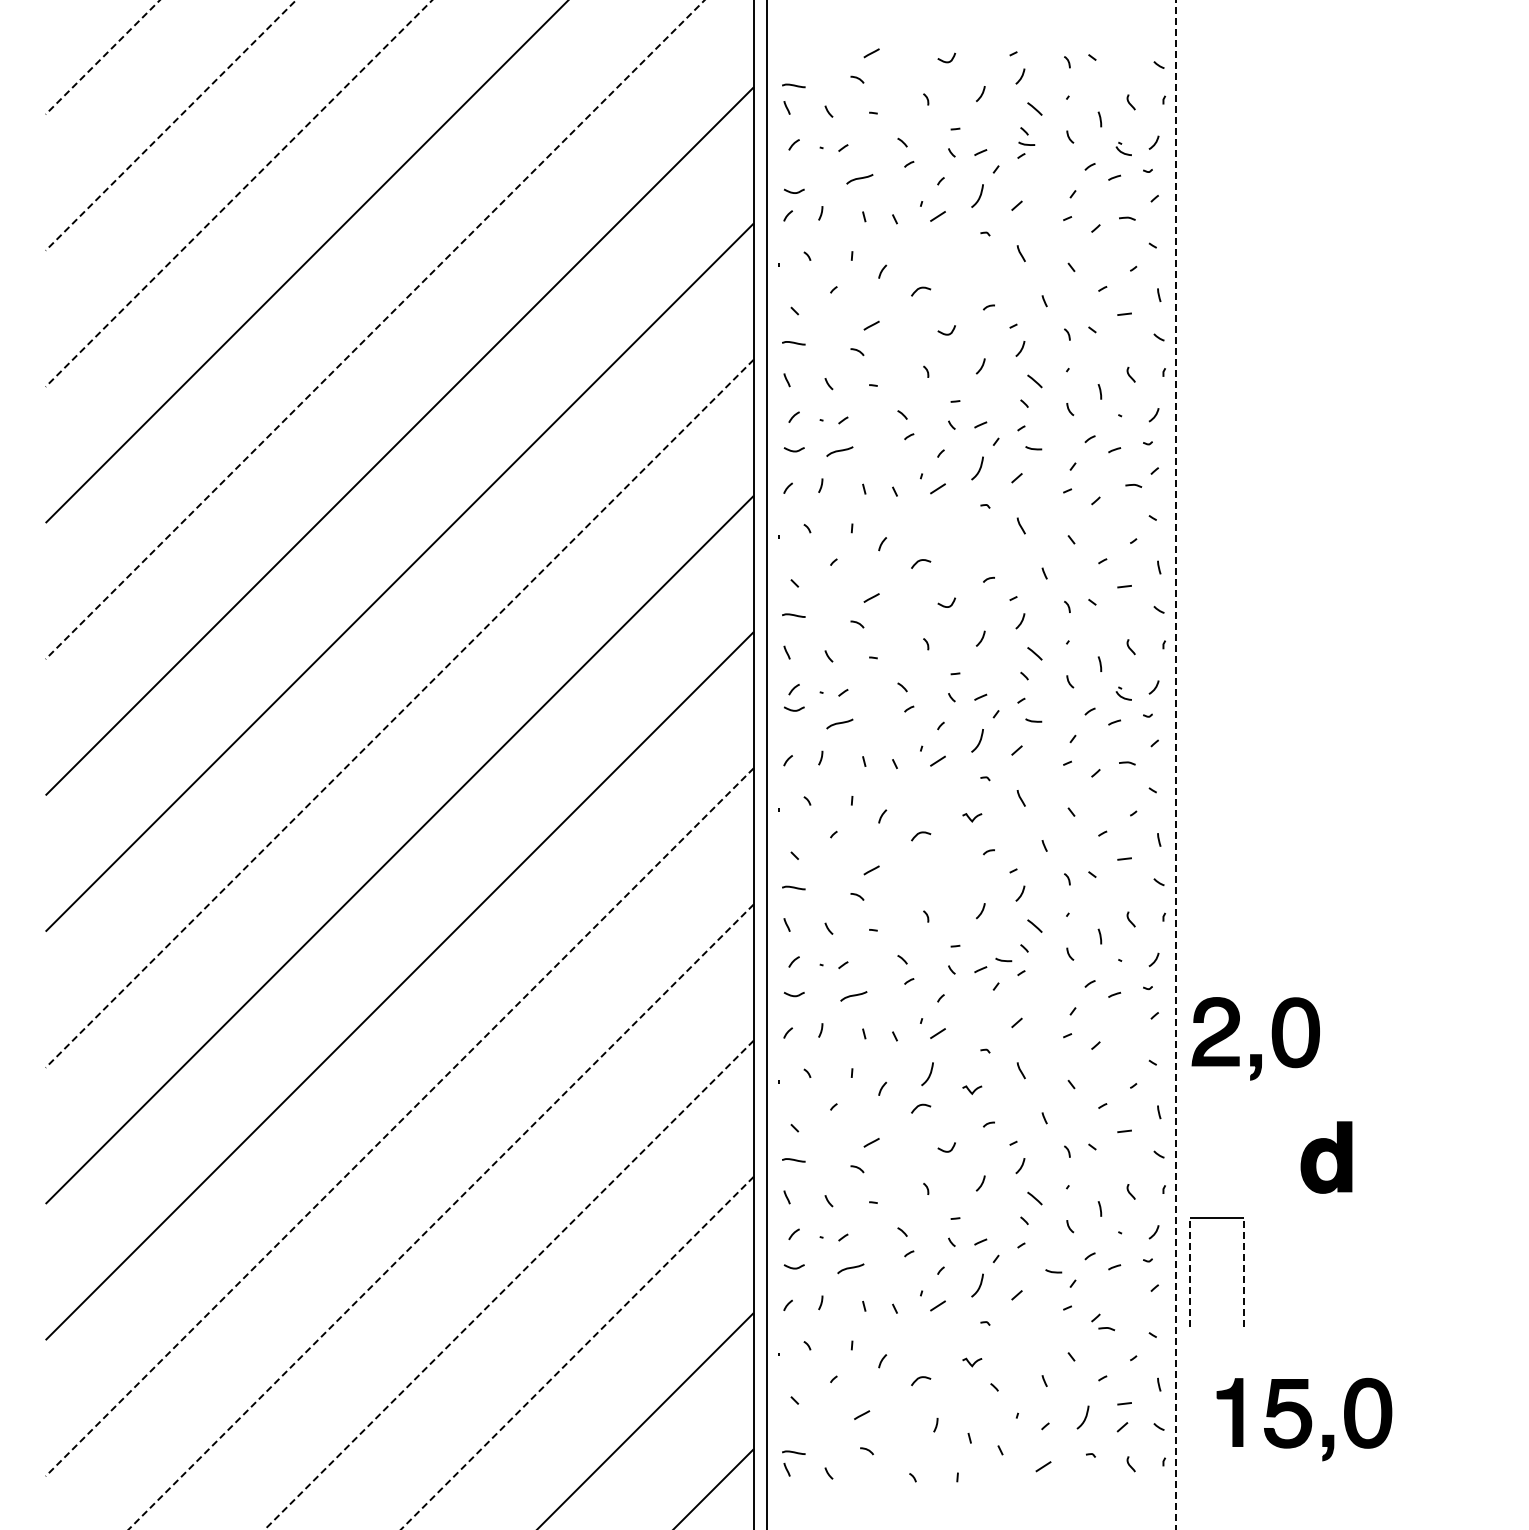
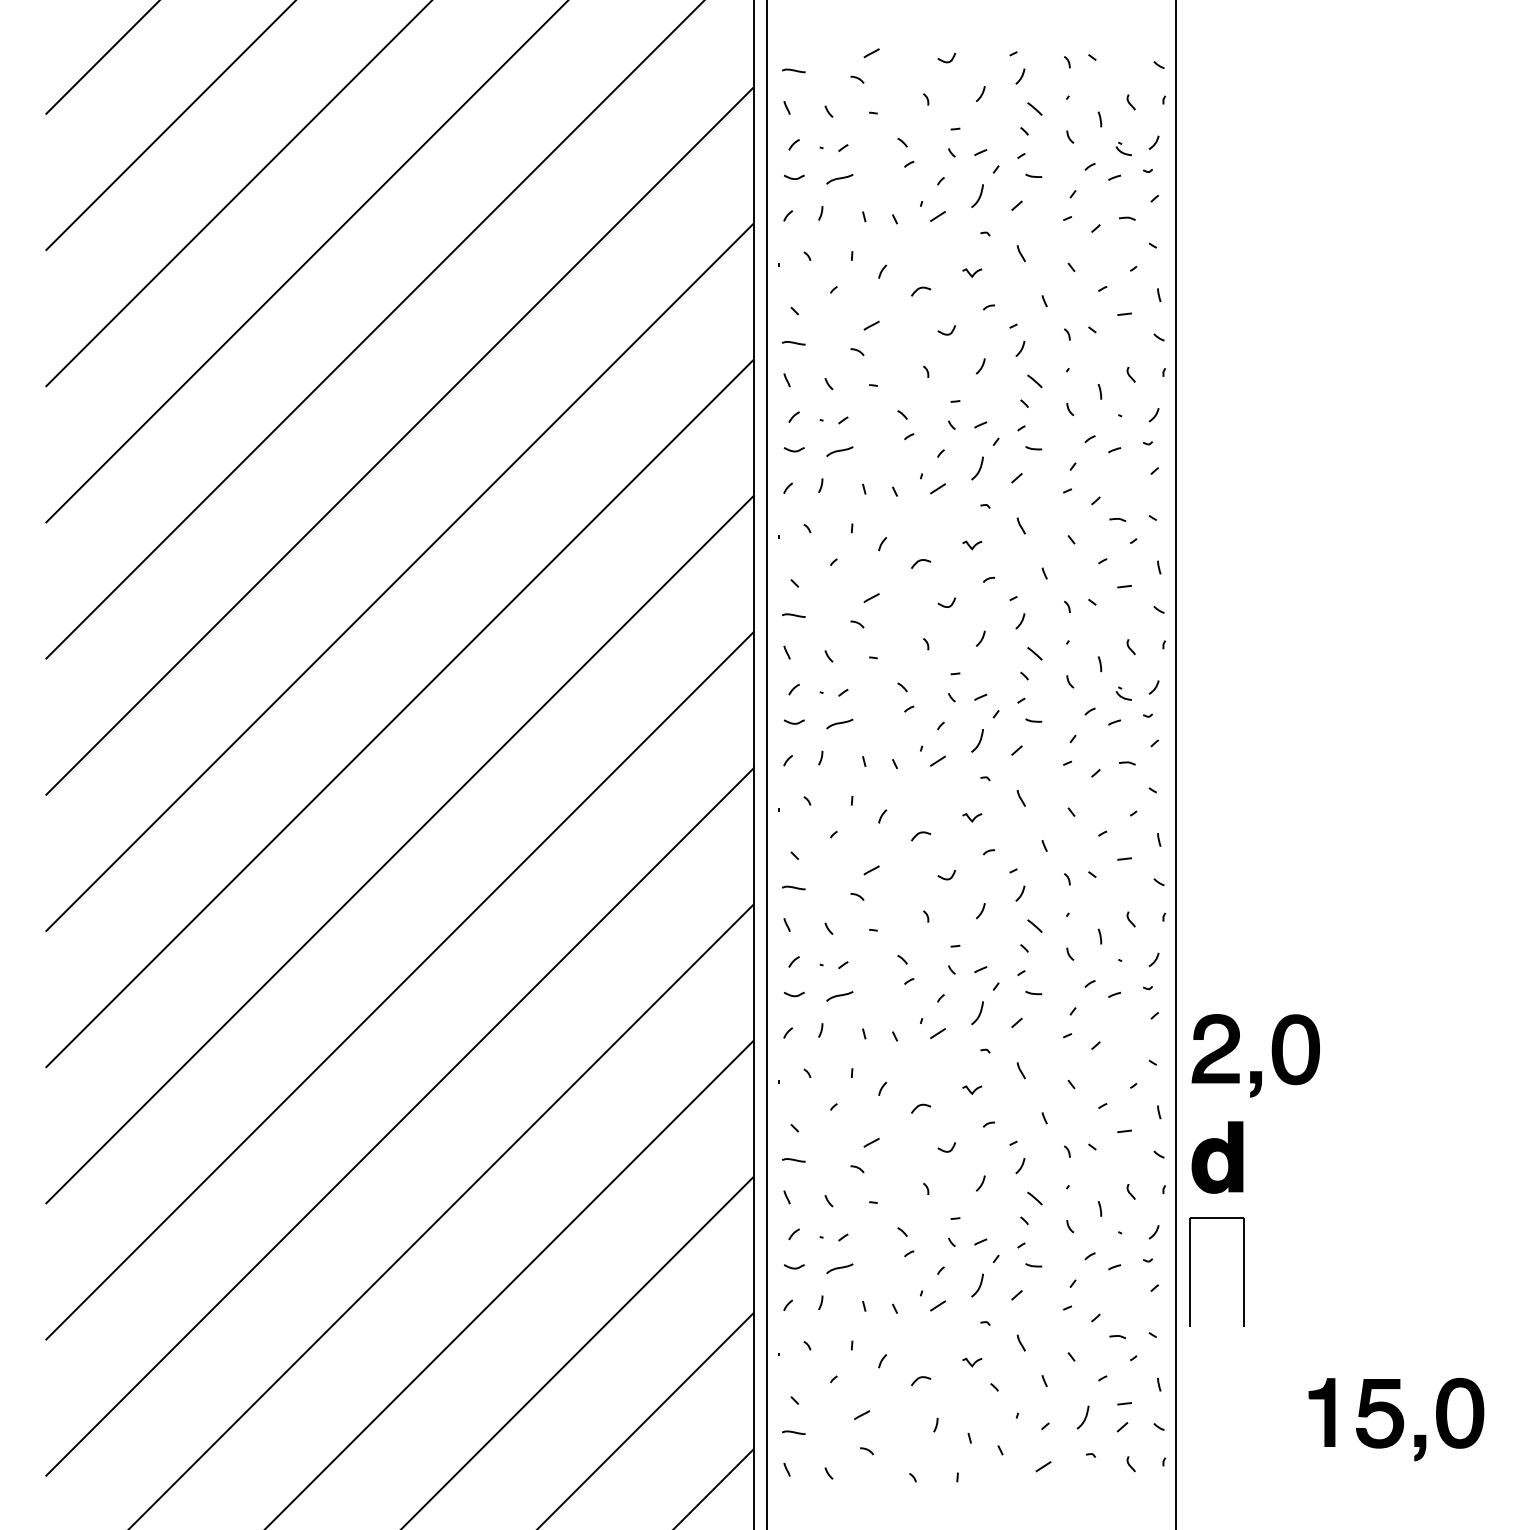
line: dashed -> solid (102, 57)
curve position: (793, 85) -> (793, 70) (793, 70)
line: dashed -> solid (170, 125)
curve position: (1026, 143) -> (1033, 175) (1033, 175)
curve position: (859, 179) -> (839, 179) (839, 179)
curve position: (794, 192) -> (794, 178) (794, 178)
line: dashed -> solid (238, 193)
curve: none -> present (973, 273)
line: dashed -> solid (375, 329)
line position: (1133, 485) -> (1117, 519) (1117, 519)
curve: none -> present (973, 545)
curve position: (793, 709) -> (793, 722) (793, 722)
line: dashed -> solid (399, 713)
line: dashed -> solid (1176, 764)
curve: none -> present (946, 878)
curve position: (1002, 959) -> (1032, 992) (1032, 992)
curve position: (853, 996) -> (839, 996) (839, 996)
part position: (1255, 1054) -> (1255, 1071) (1255, 1071)
curve position: (928, 1075) -> (978, 1014) (978, 1014)
line: dashed -> solid (399, 1122)
part position: (1326, 1157) -> (1217, 1157) (1217, 1157)
line: dashed -> solid (440, 1217)
curve position: (850, 1268) -> (839, 1268) (839, 1268)
line position: (1053, 1271) -> (1033, 1265) (1033, 1265)
line: dashed -> solid (1189, 1271)
line: dashed -> solid (1244, 1271)
line: dashed -> solid (509, 1285)
curve position: (1106, 1328) -> (1117, 1336) (1117, 1336)
line: none -> present (1020, 1342)
line: dashed -> solid (577, 1353)
part position: (1304, 1419) -> (1396, 1419) (1396, 1419)
curve position: (793, 1452) -> (793, 1432) (793, 1432)
